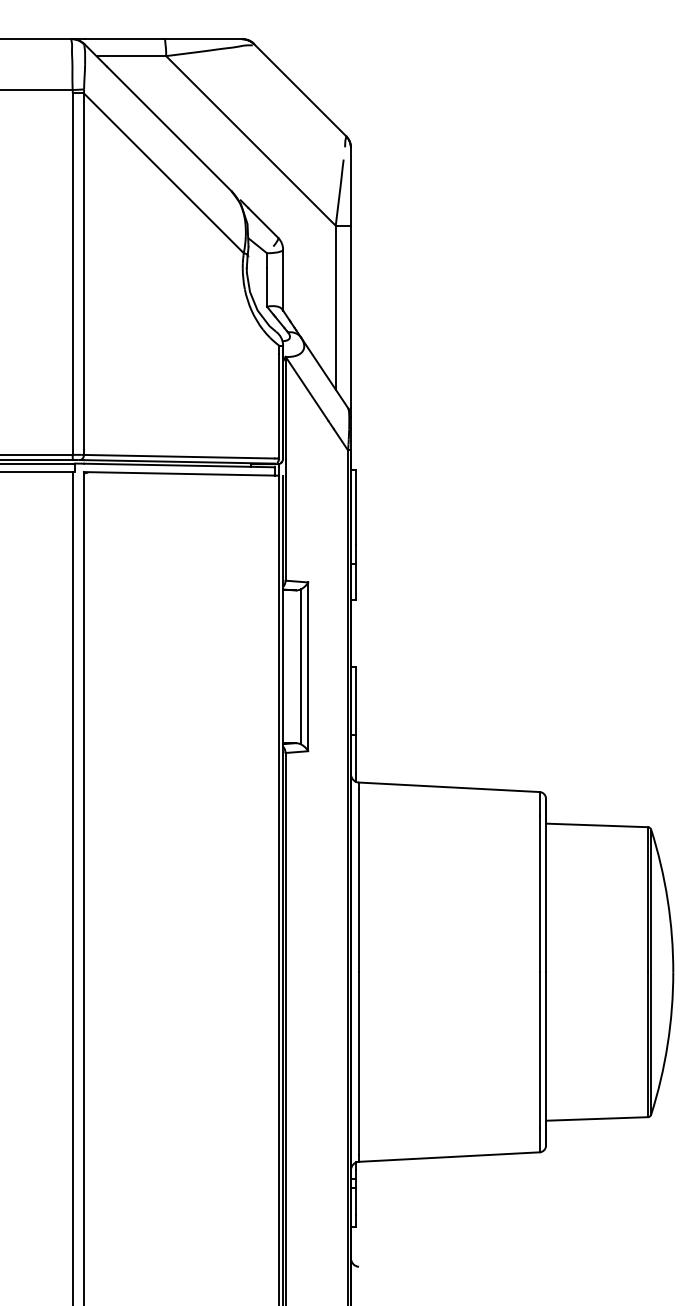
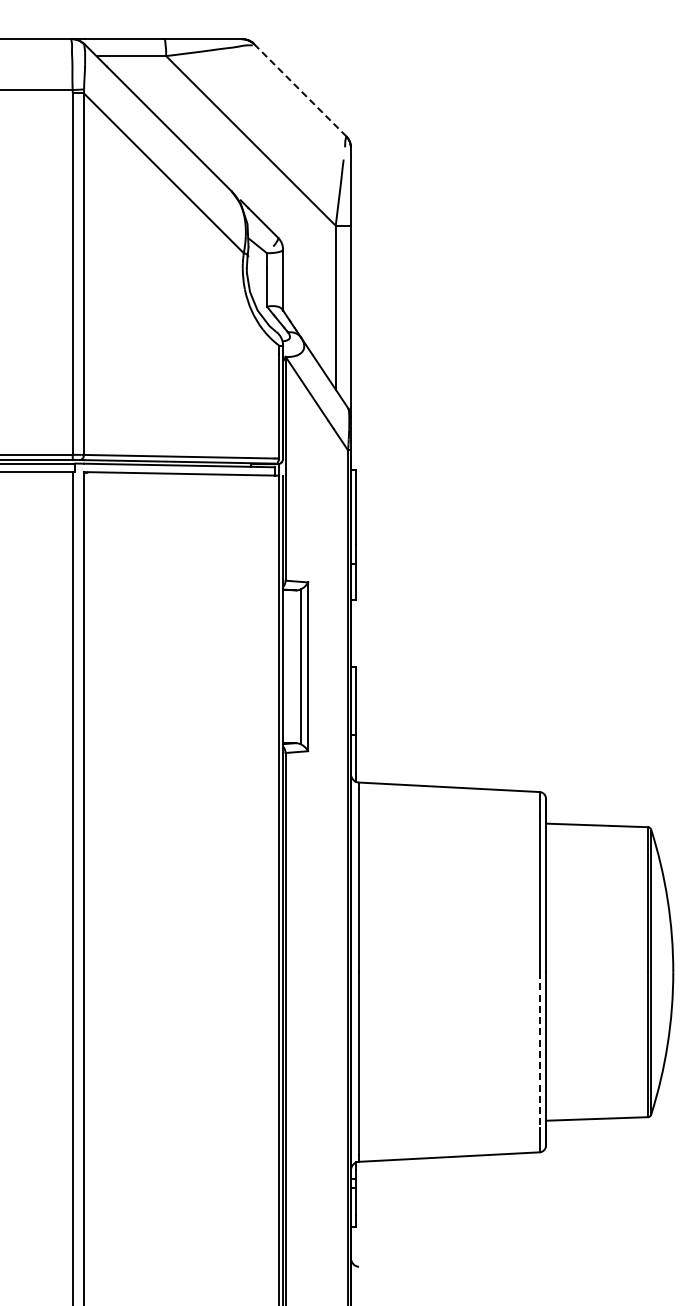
line: solid -> dashed (300, 90)
line: solid -> dashed (539, 1050)
